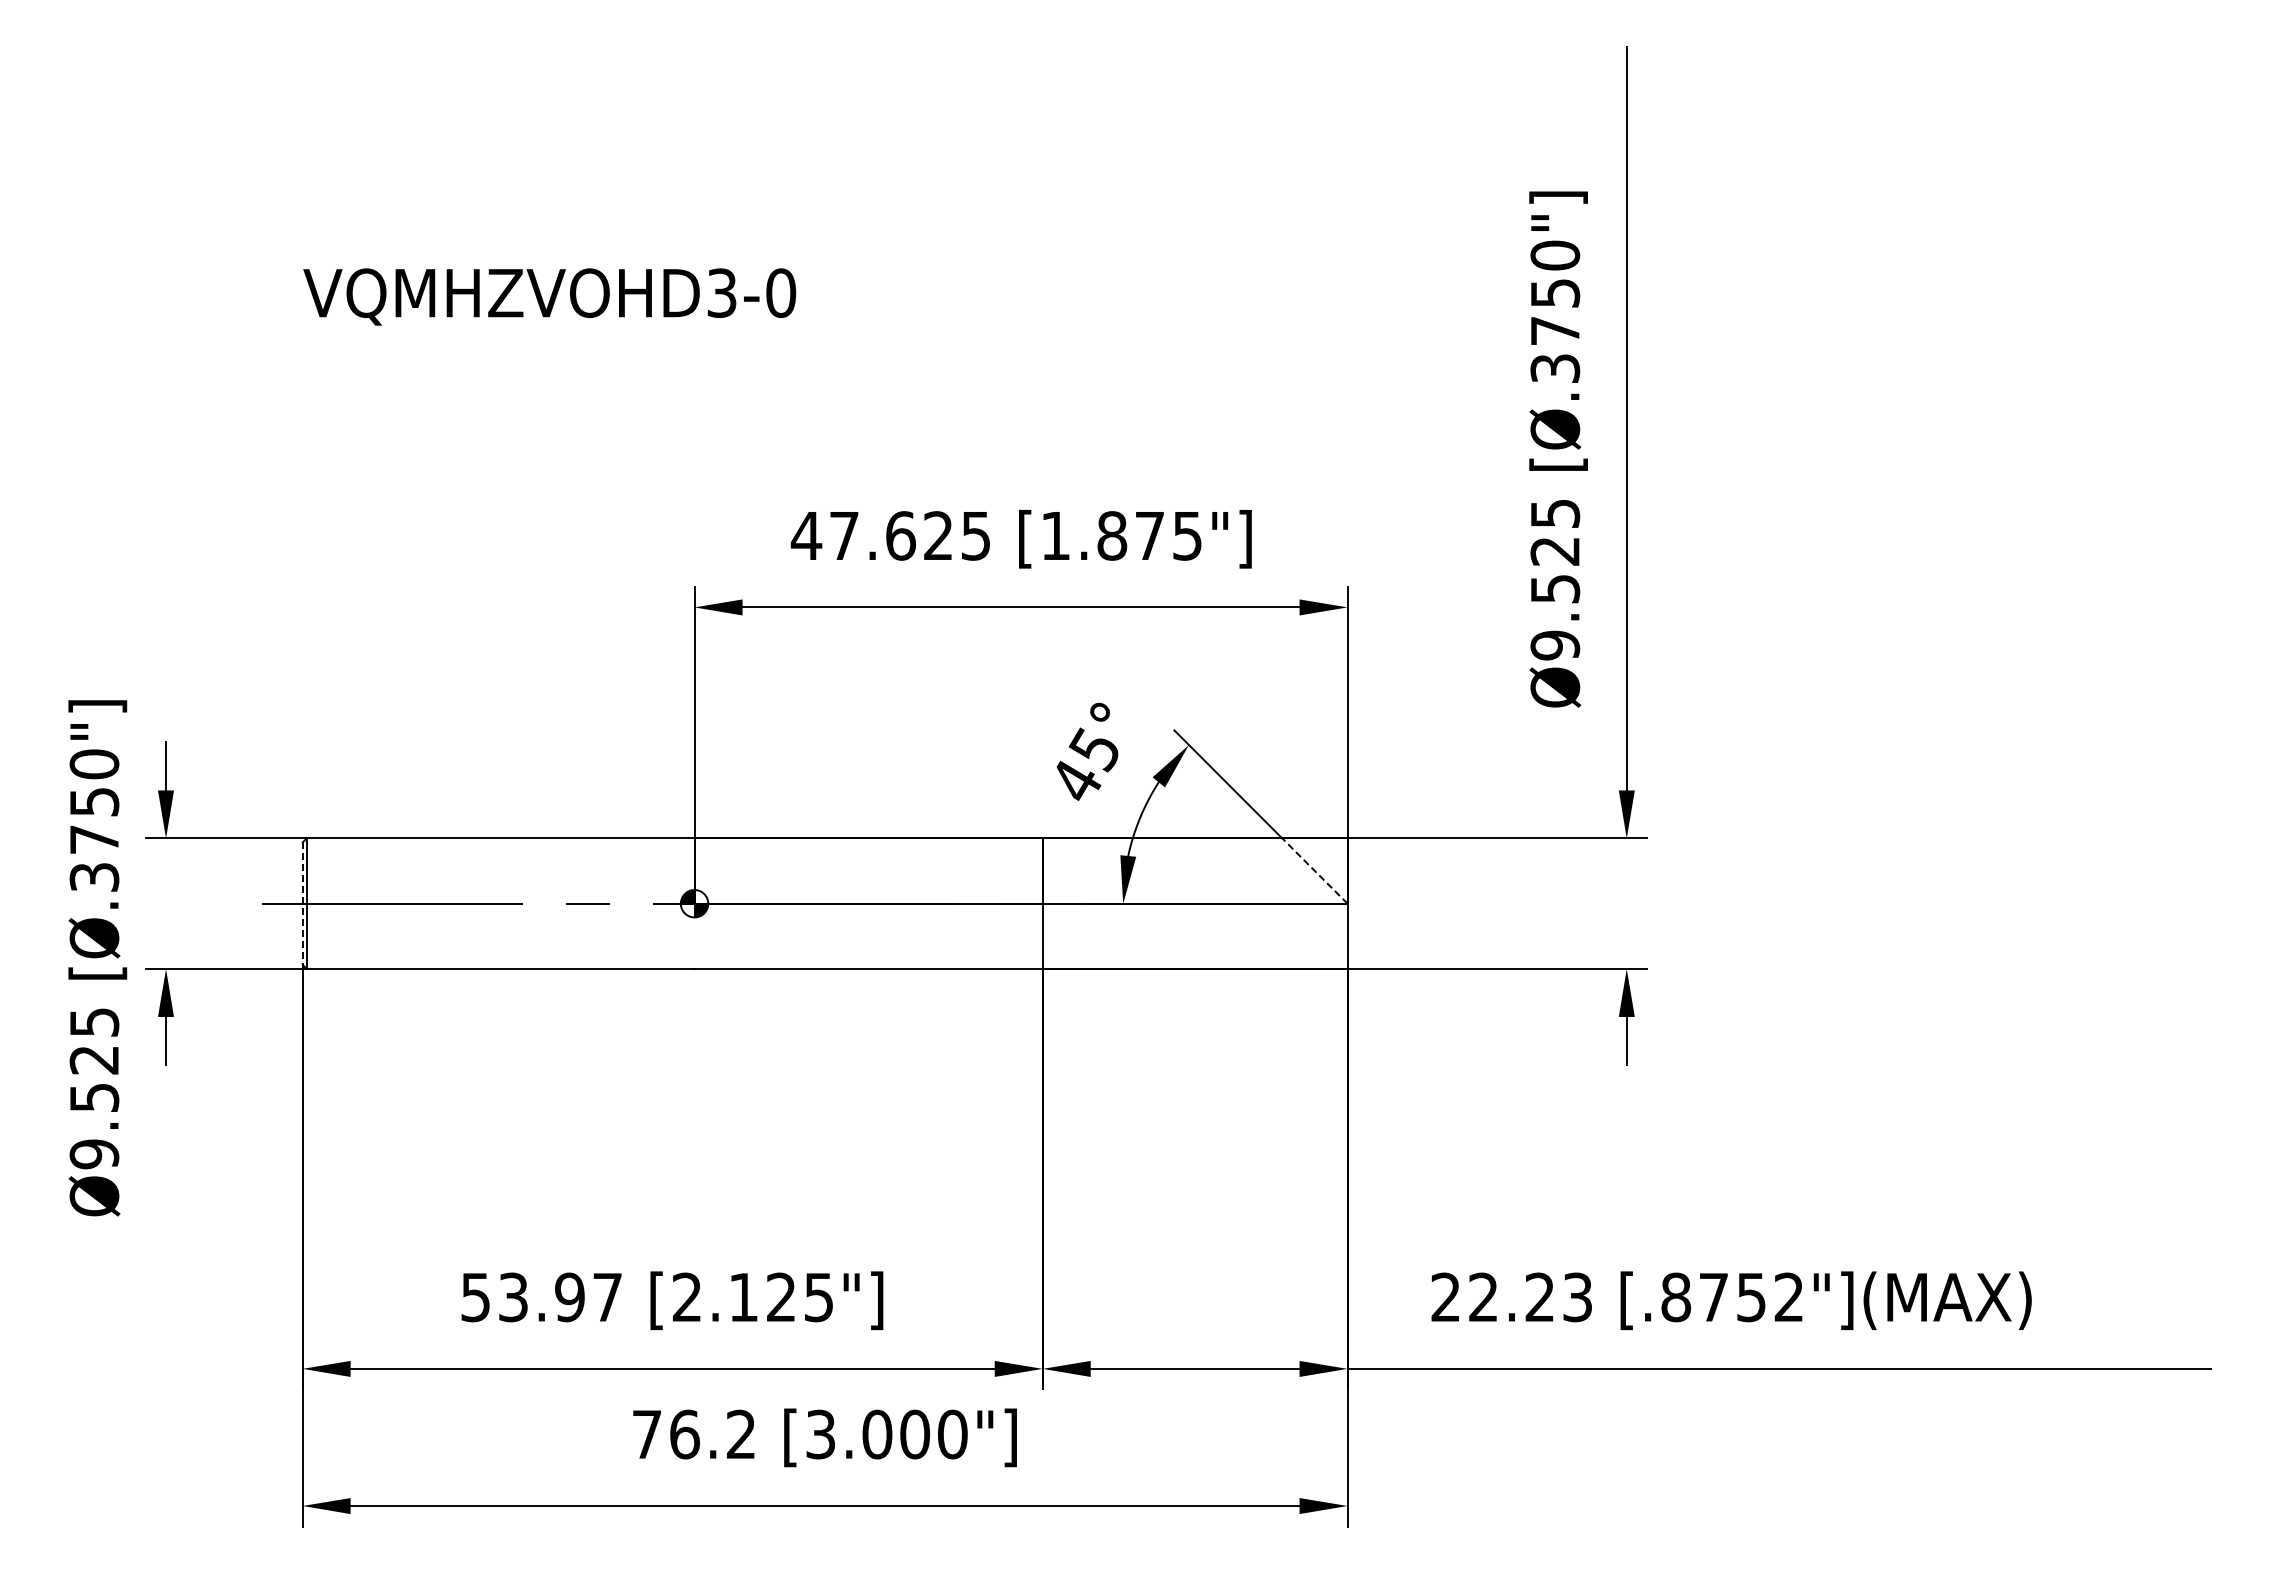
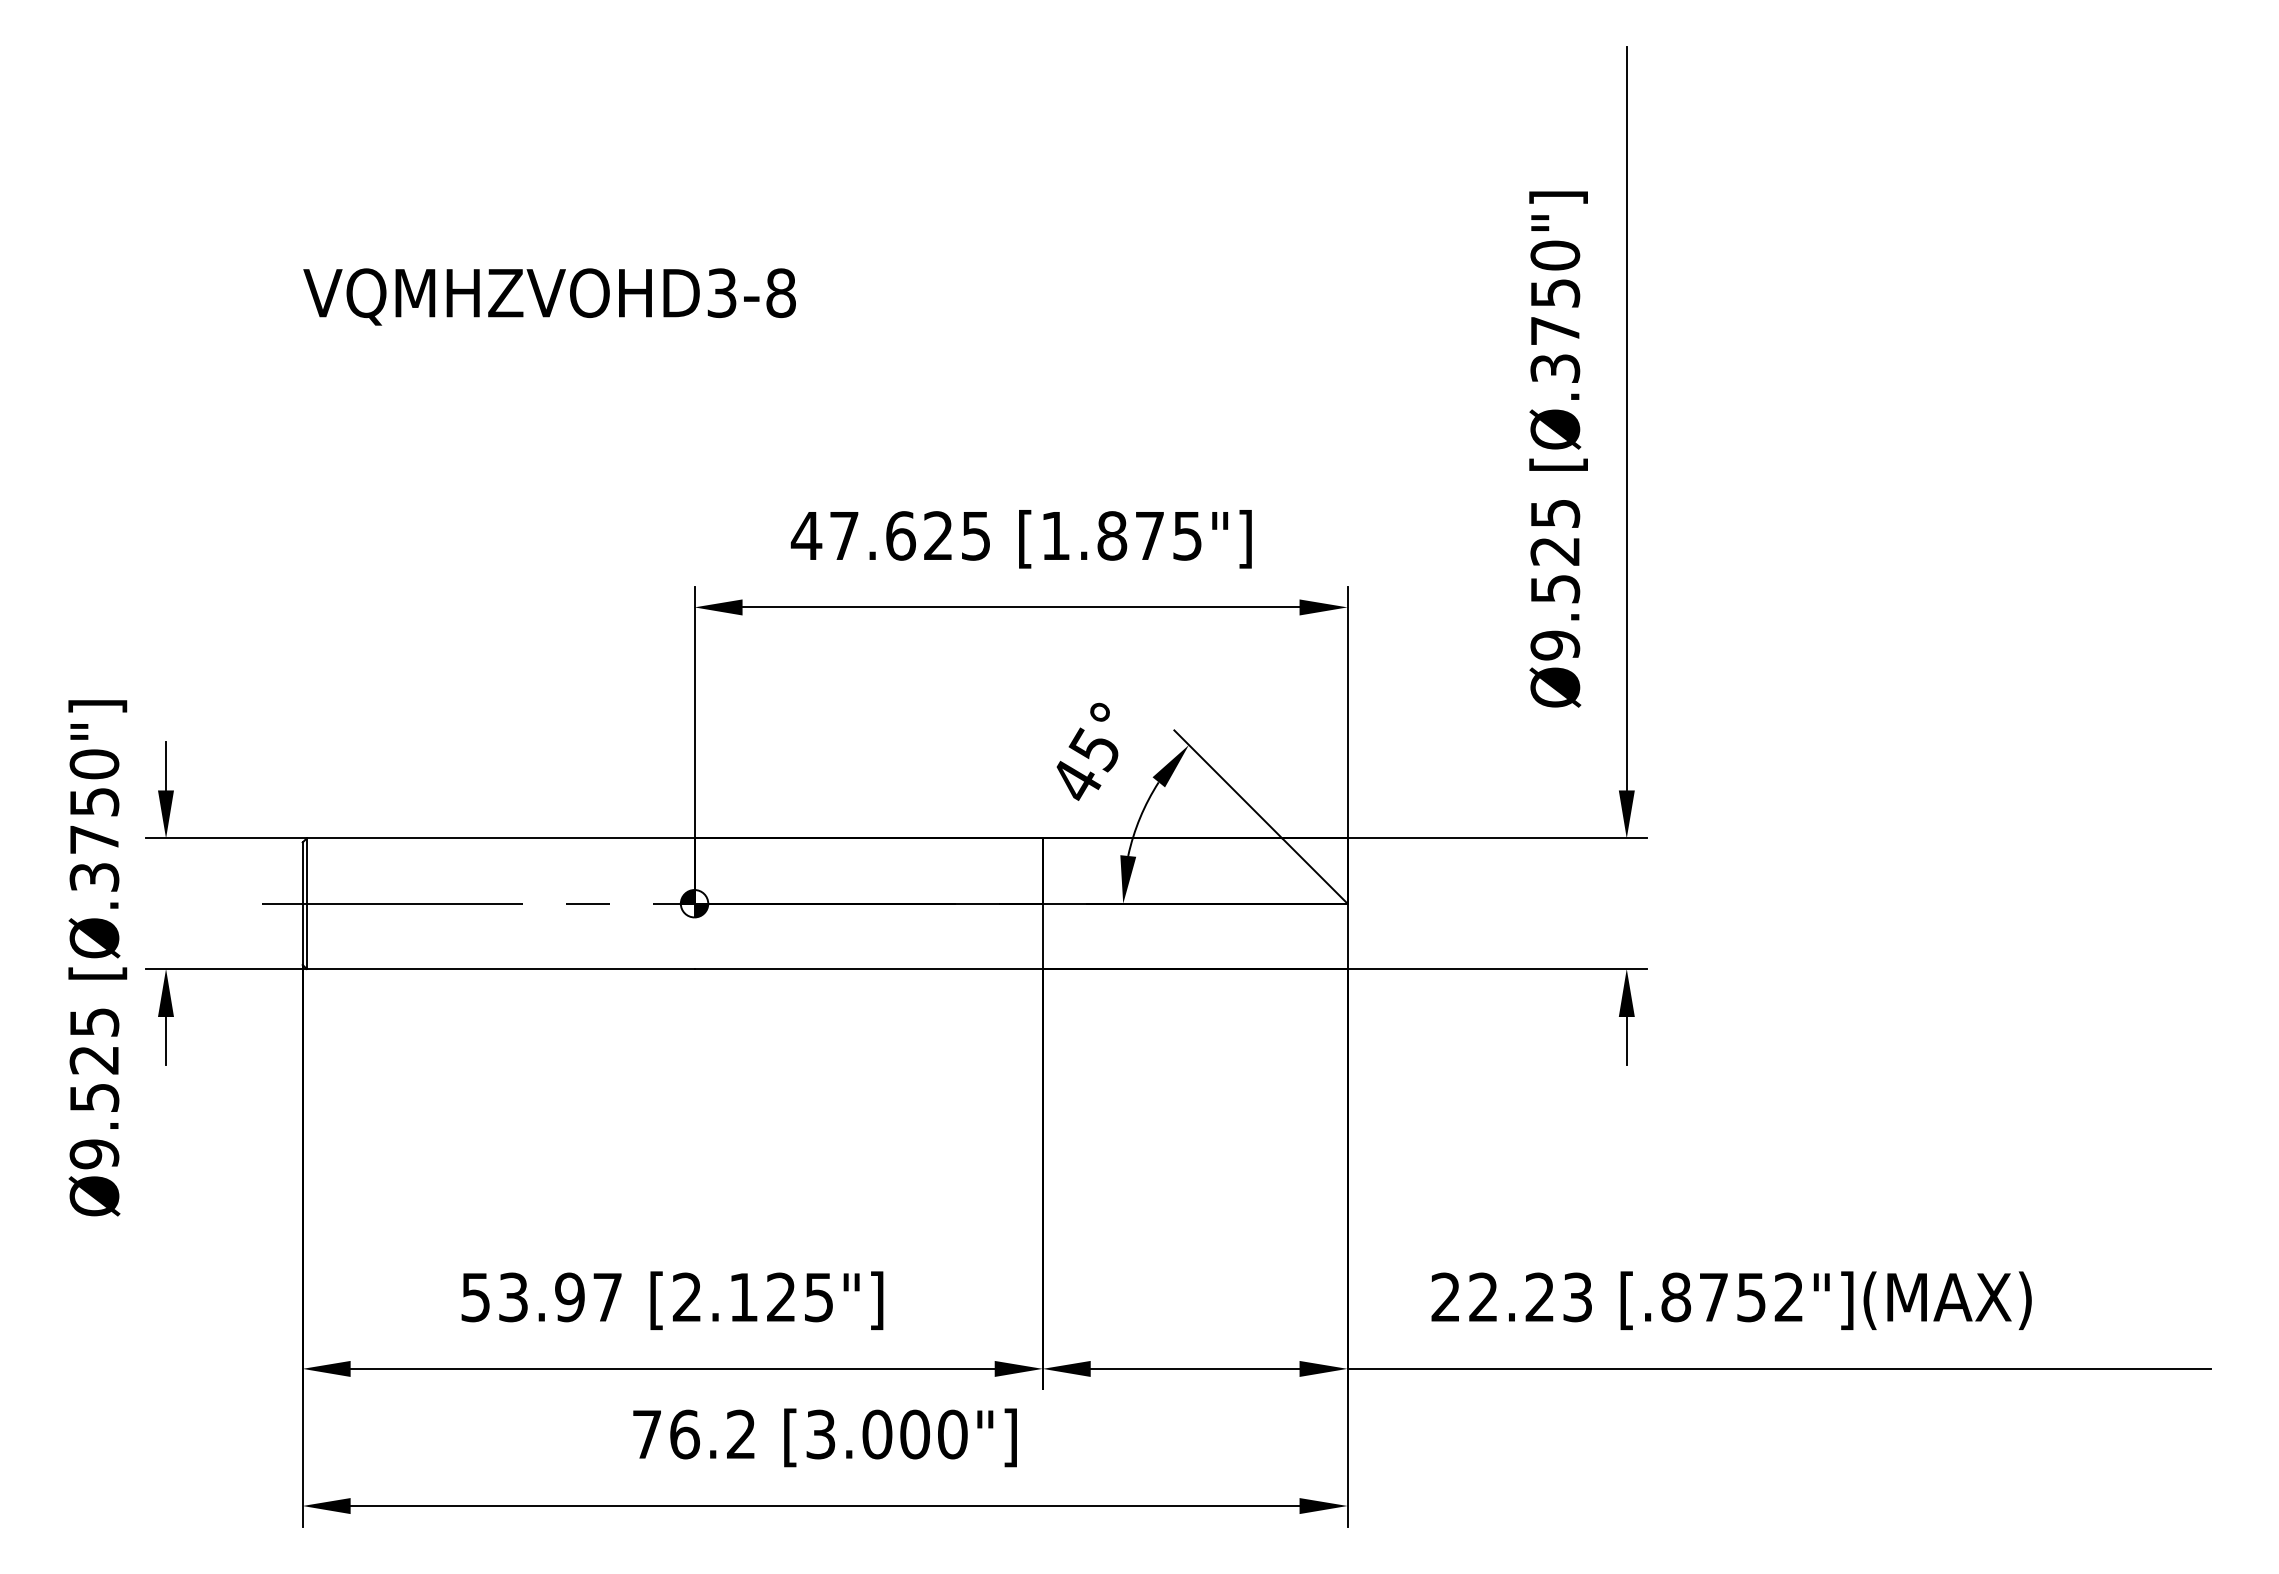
text: VQMHZVOHD3-0 -> VQMHZVOHD3-8 (781, 292)
line: dashed -> solid (1314, 870)
line: dashed -> solid (302, 904)
